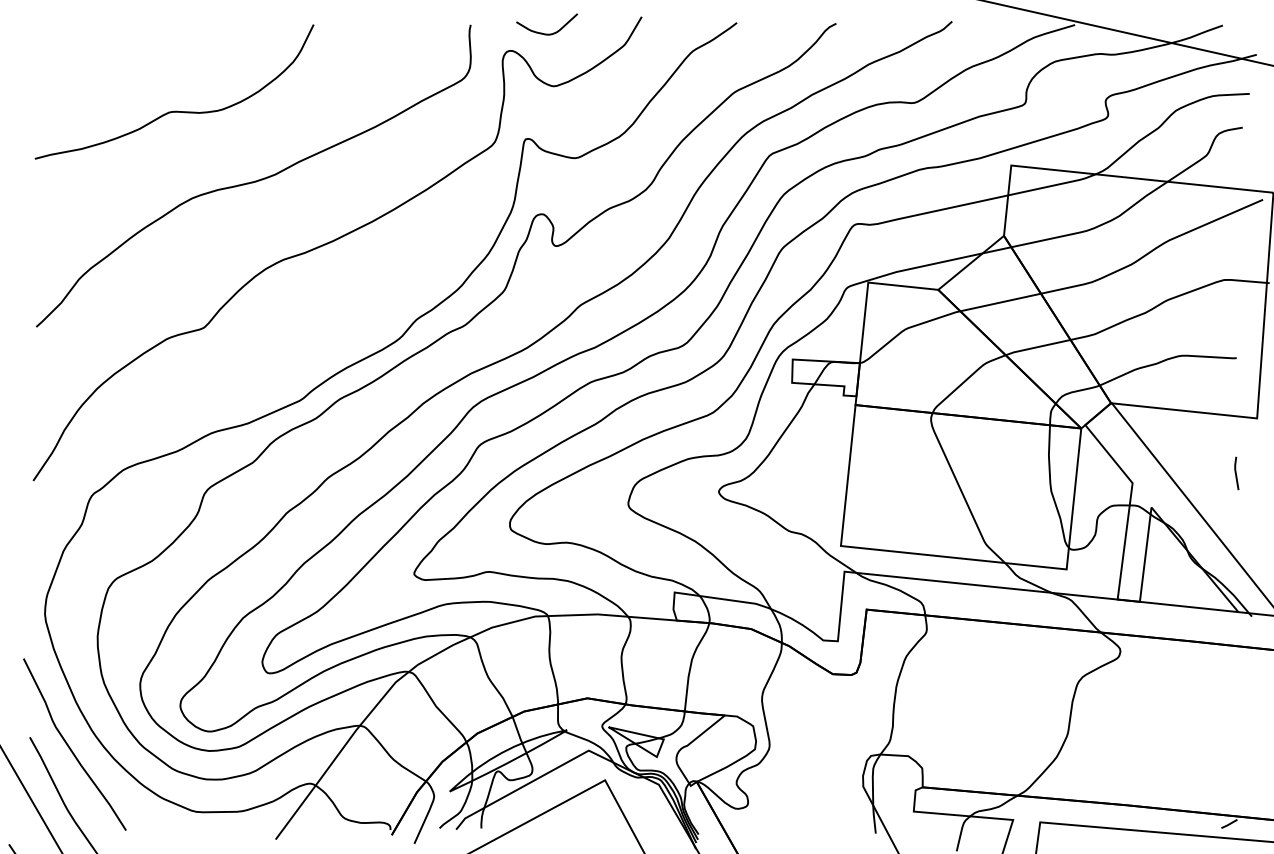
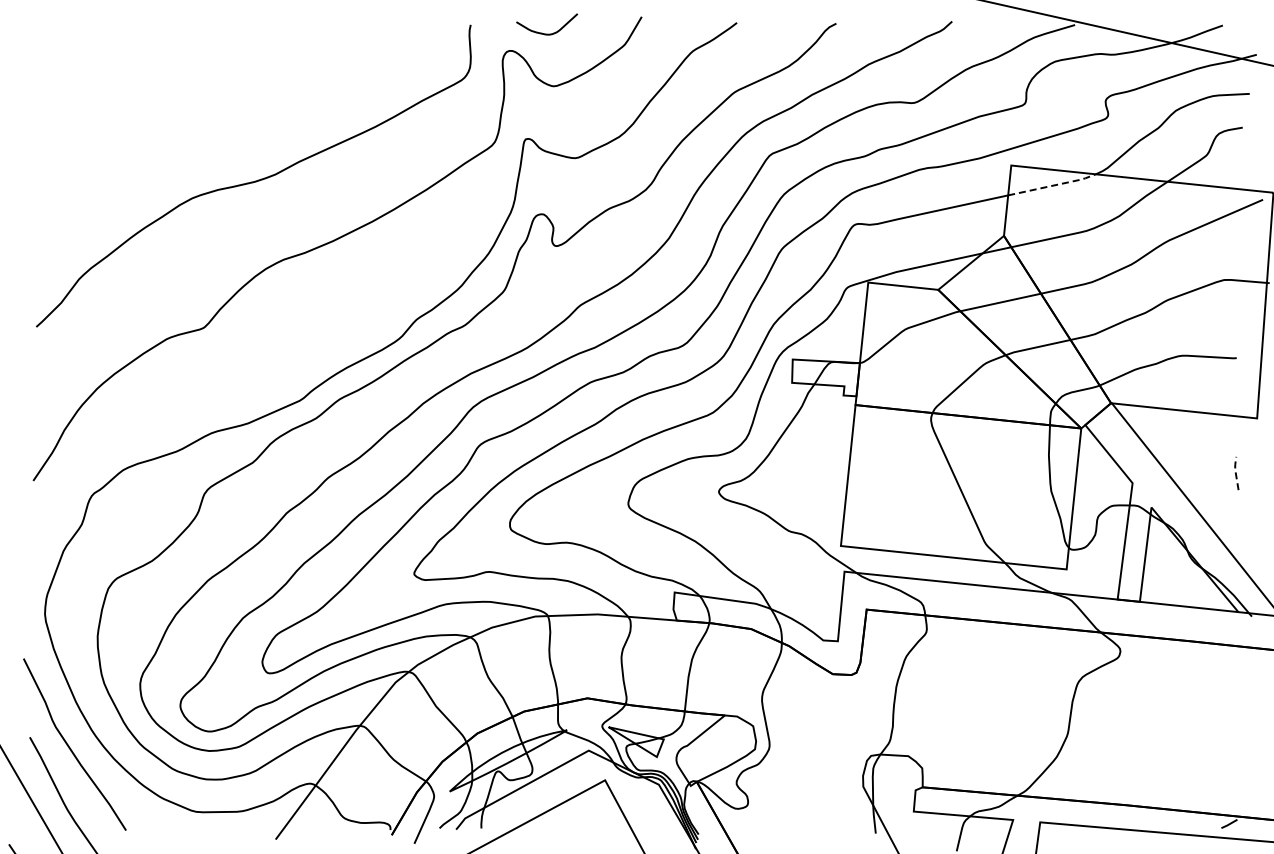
curve: present -> none (175, 110)
line: solid -> dashed (1053, 185)
line: solid -> dashed (1235, 471)
